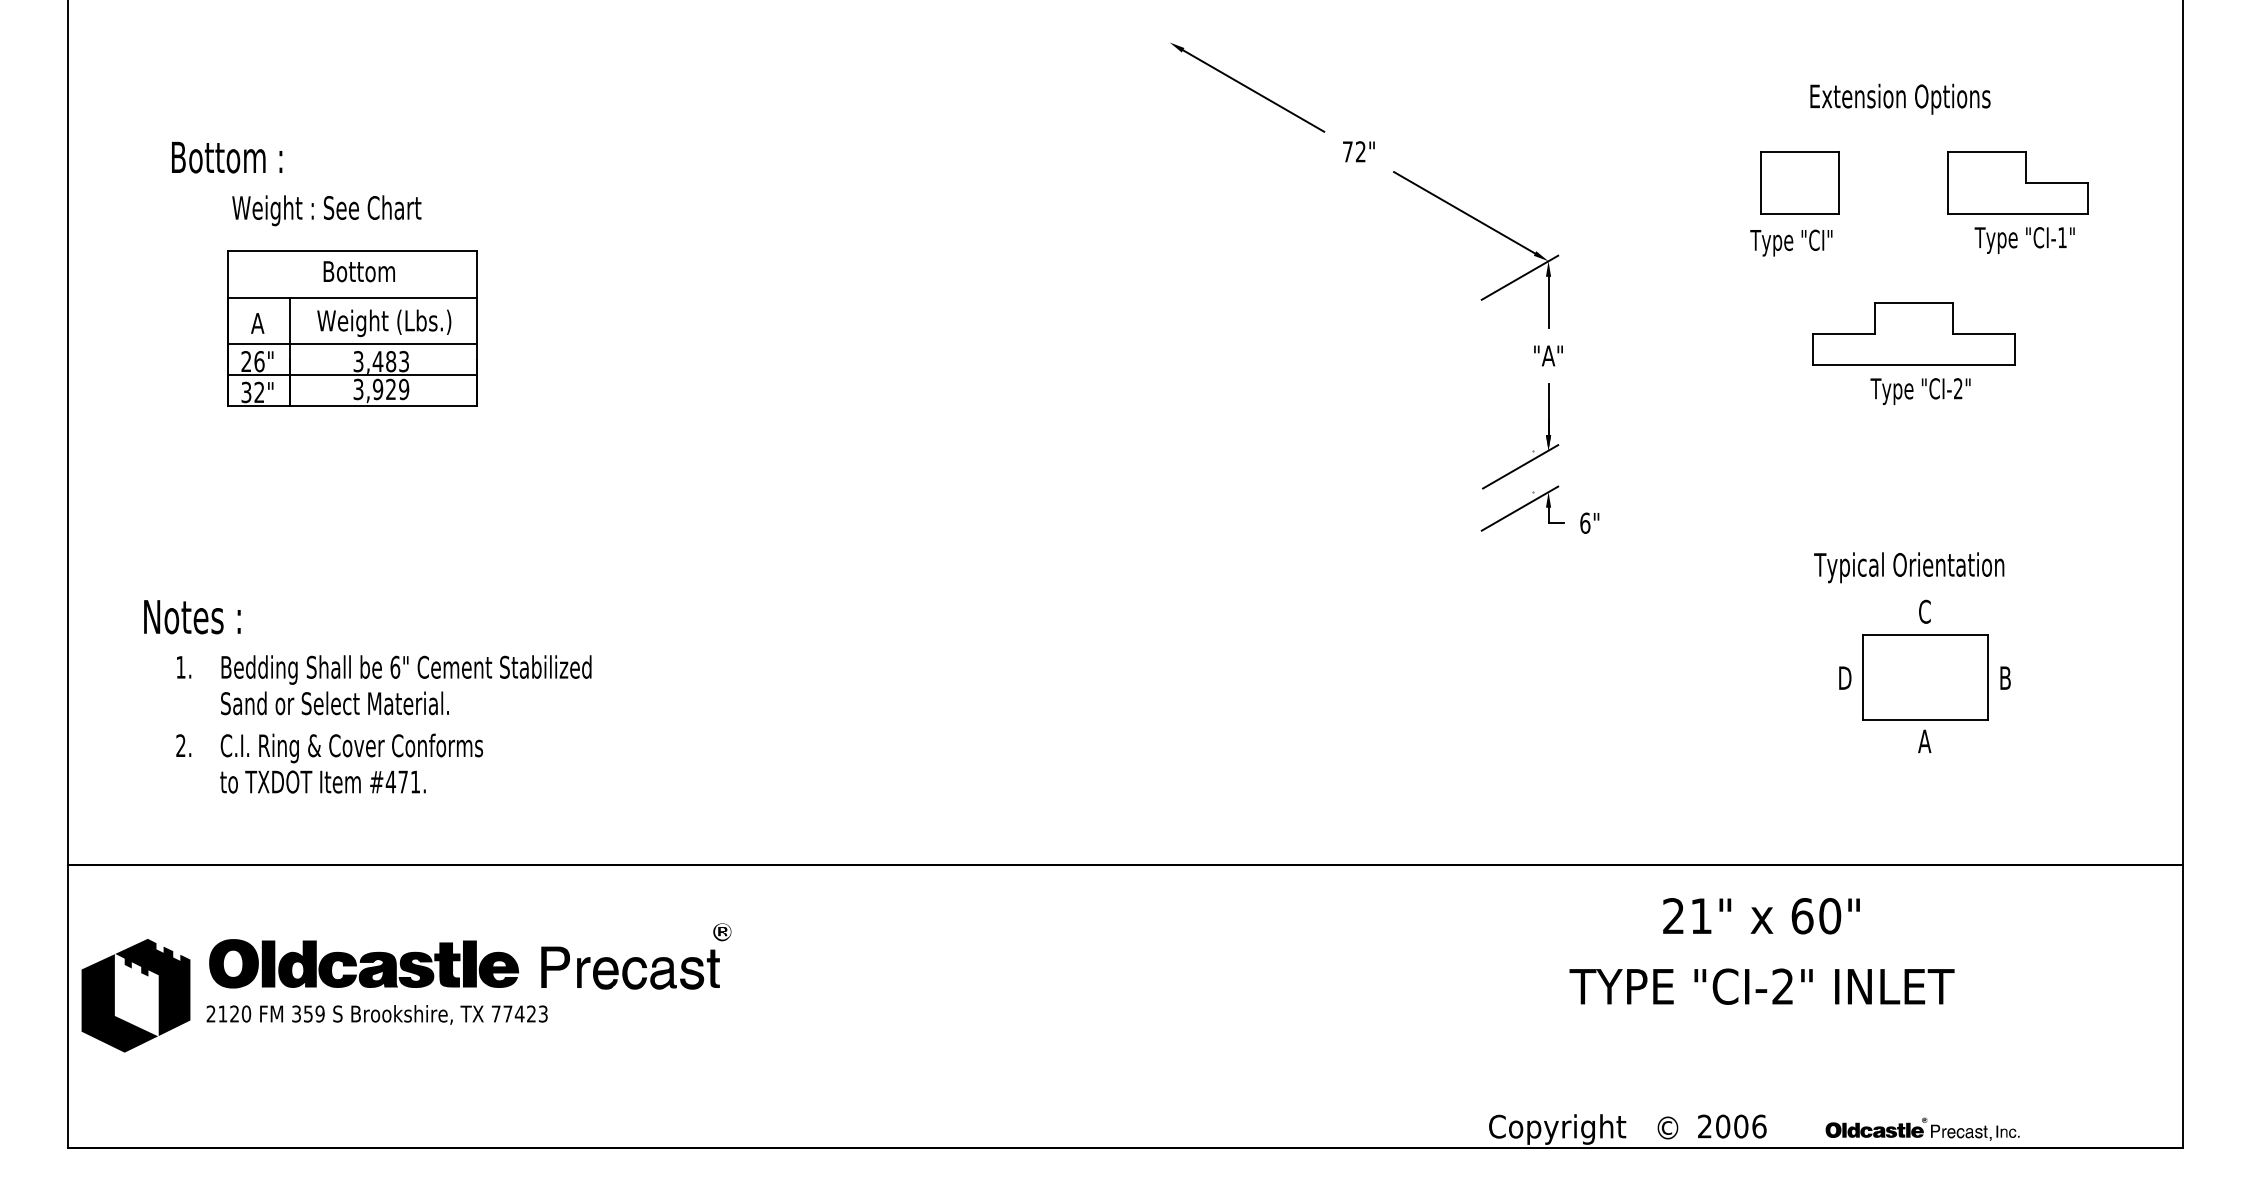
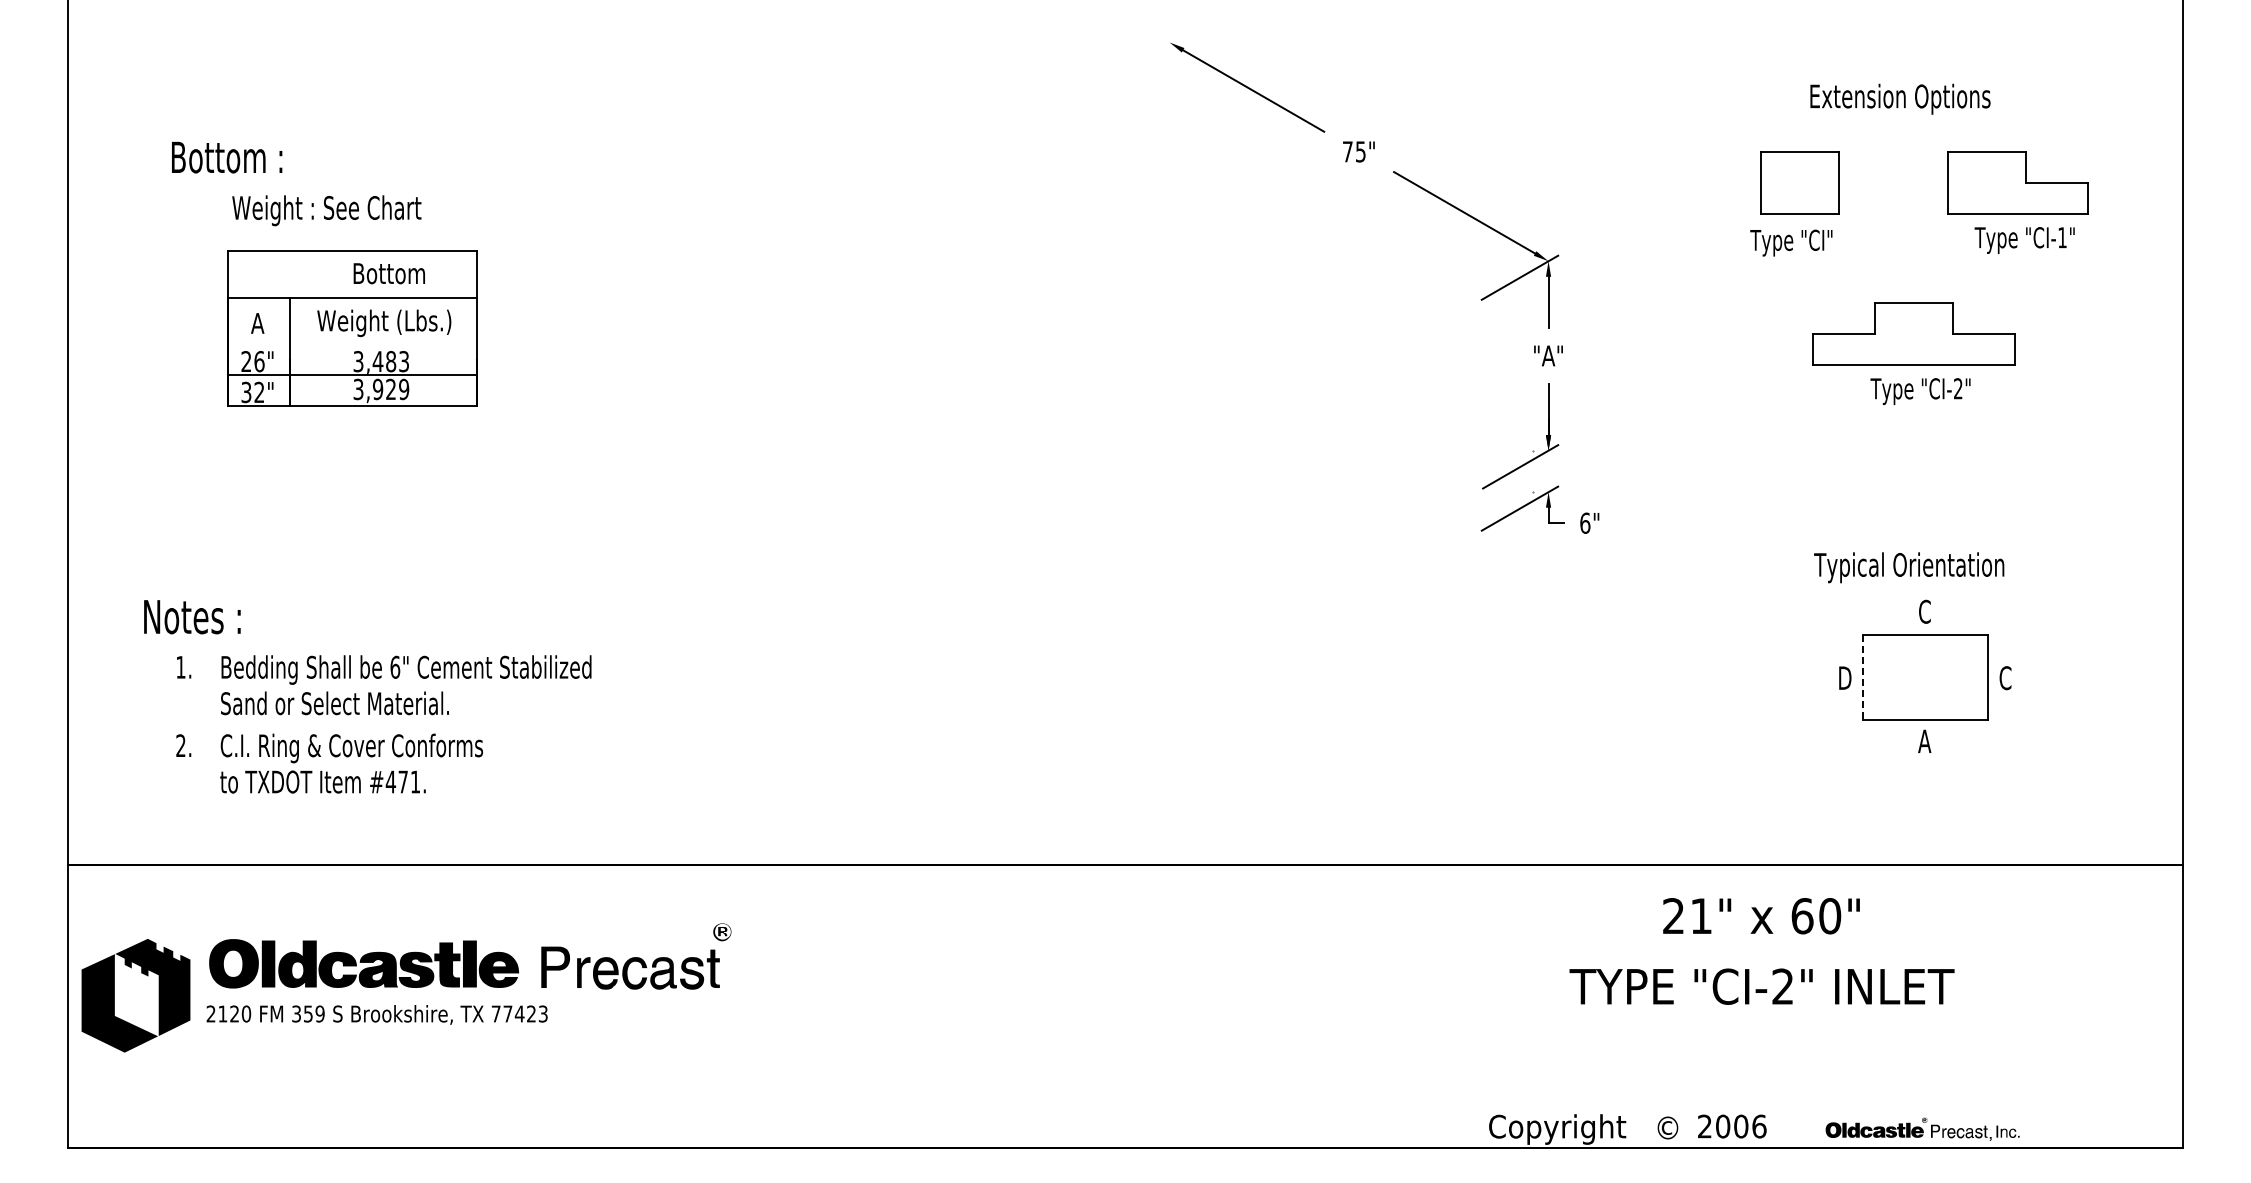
text: 72" -> 75" (1360, 151)
text position: (358, 271) -> (388, 273) (388, 273)
line: present -> none (352, 344)
line: solid -> dashed (1863, 677)
text: B -> C (2005, 678)
